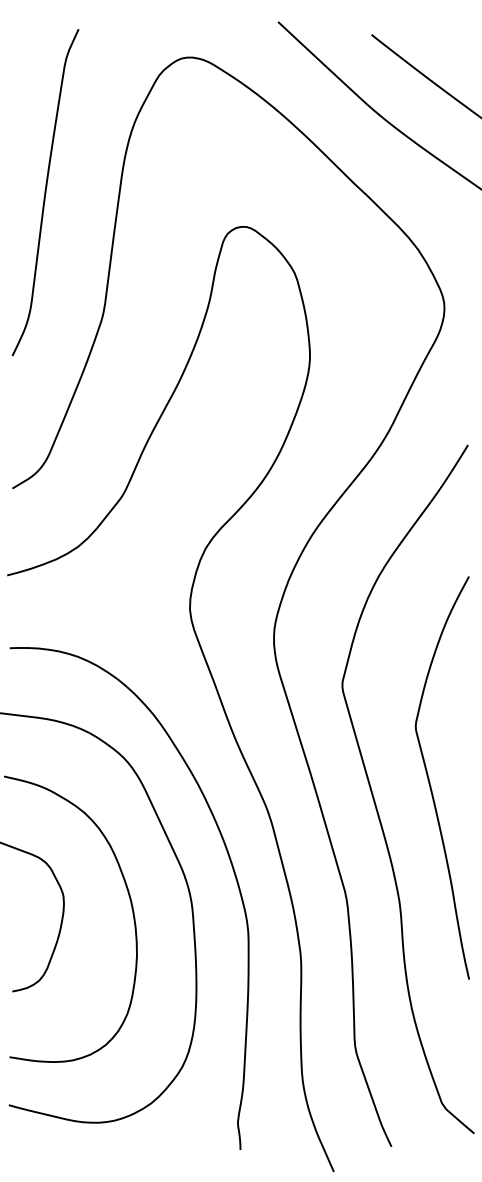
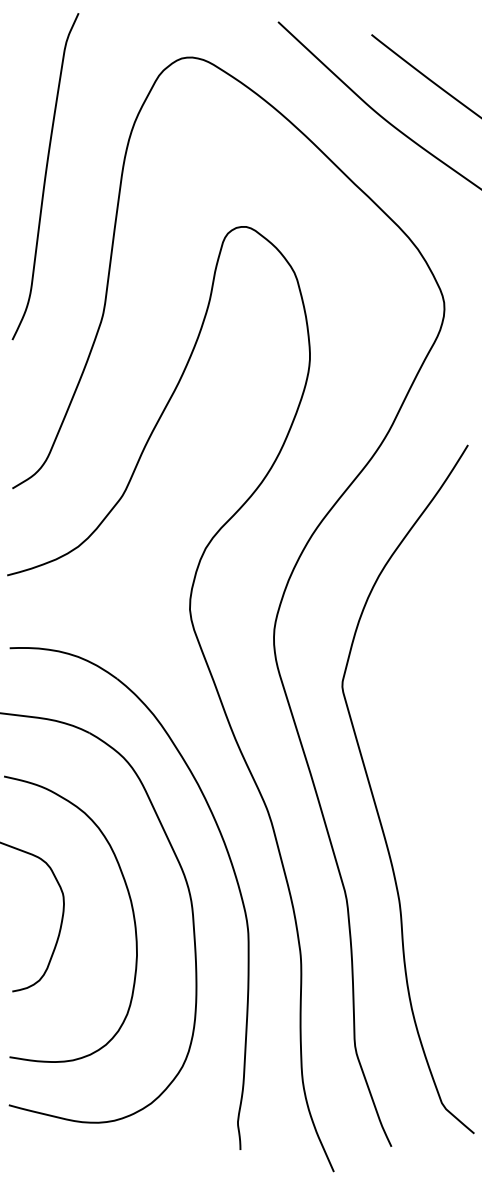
curve position: (45, 192) -> (45, 176) (45, 176)
curve: present -> none (429, 778)
